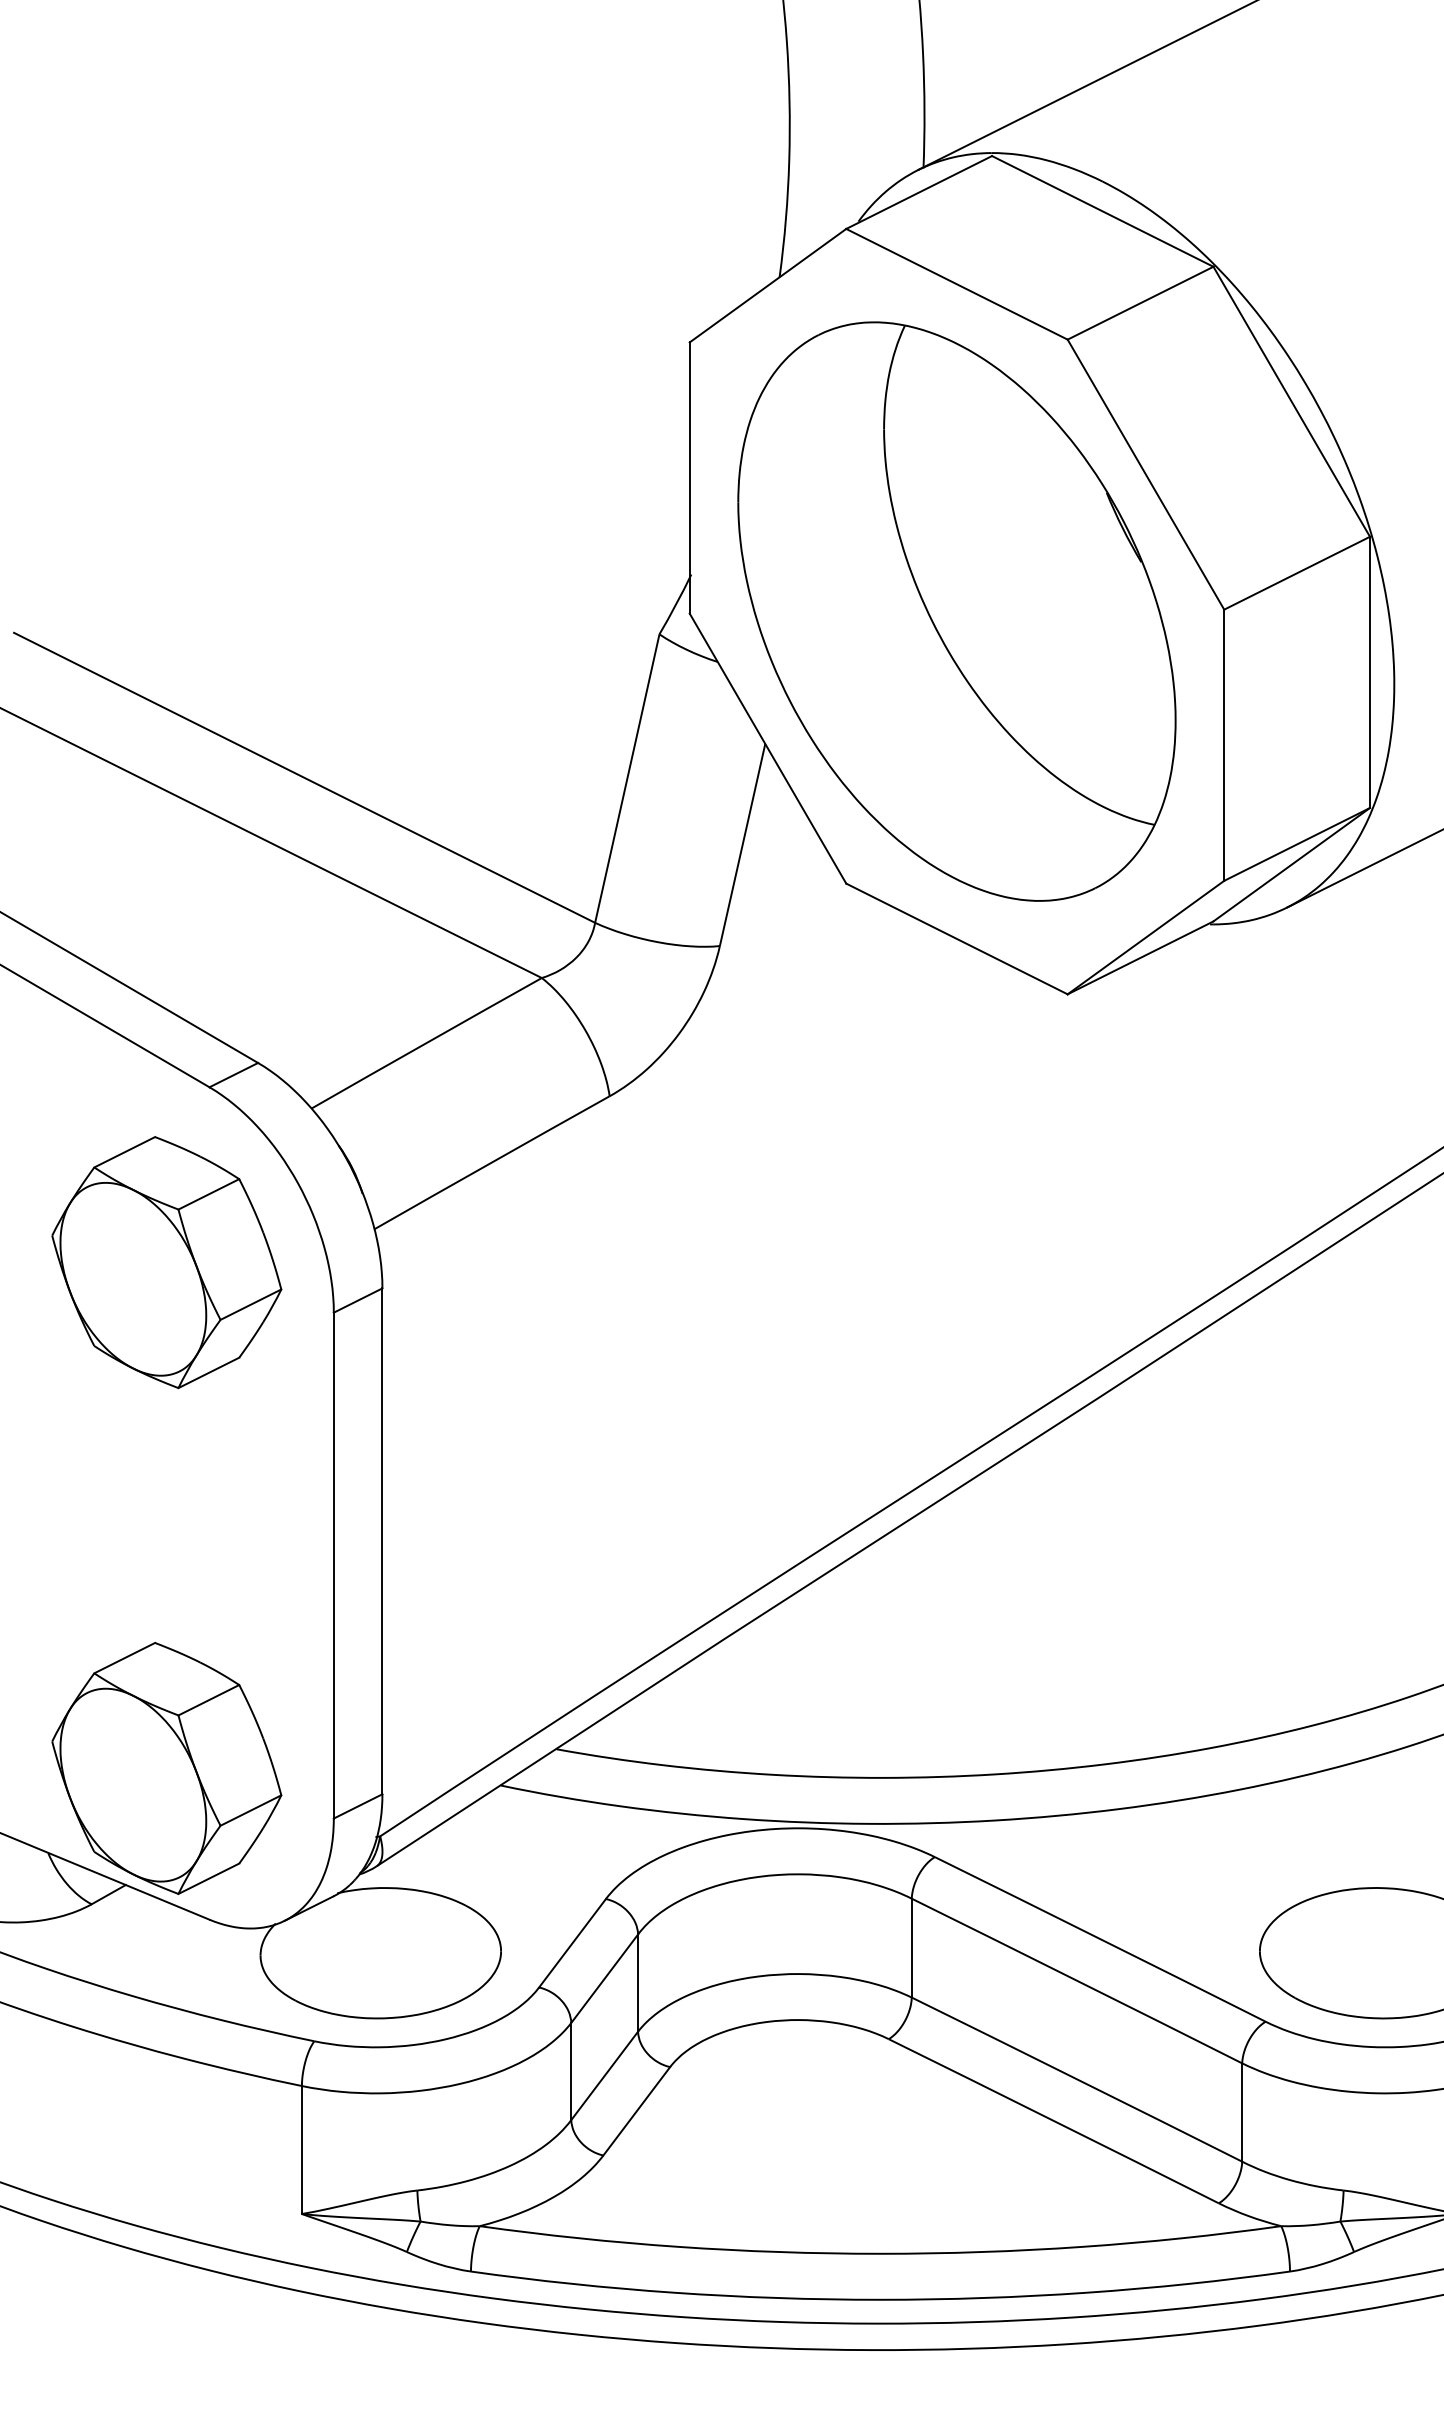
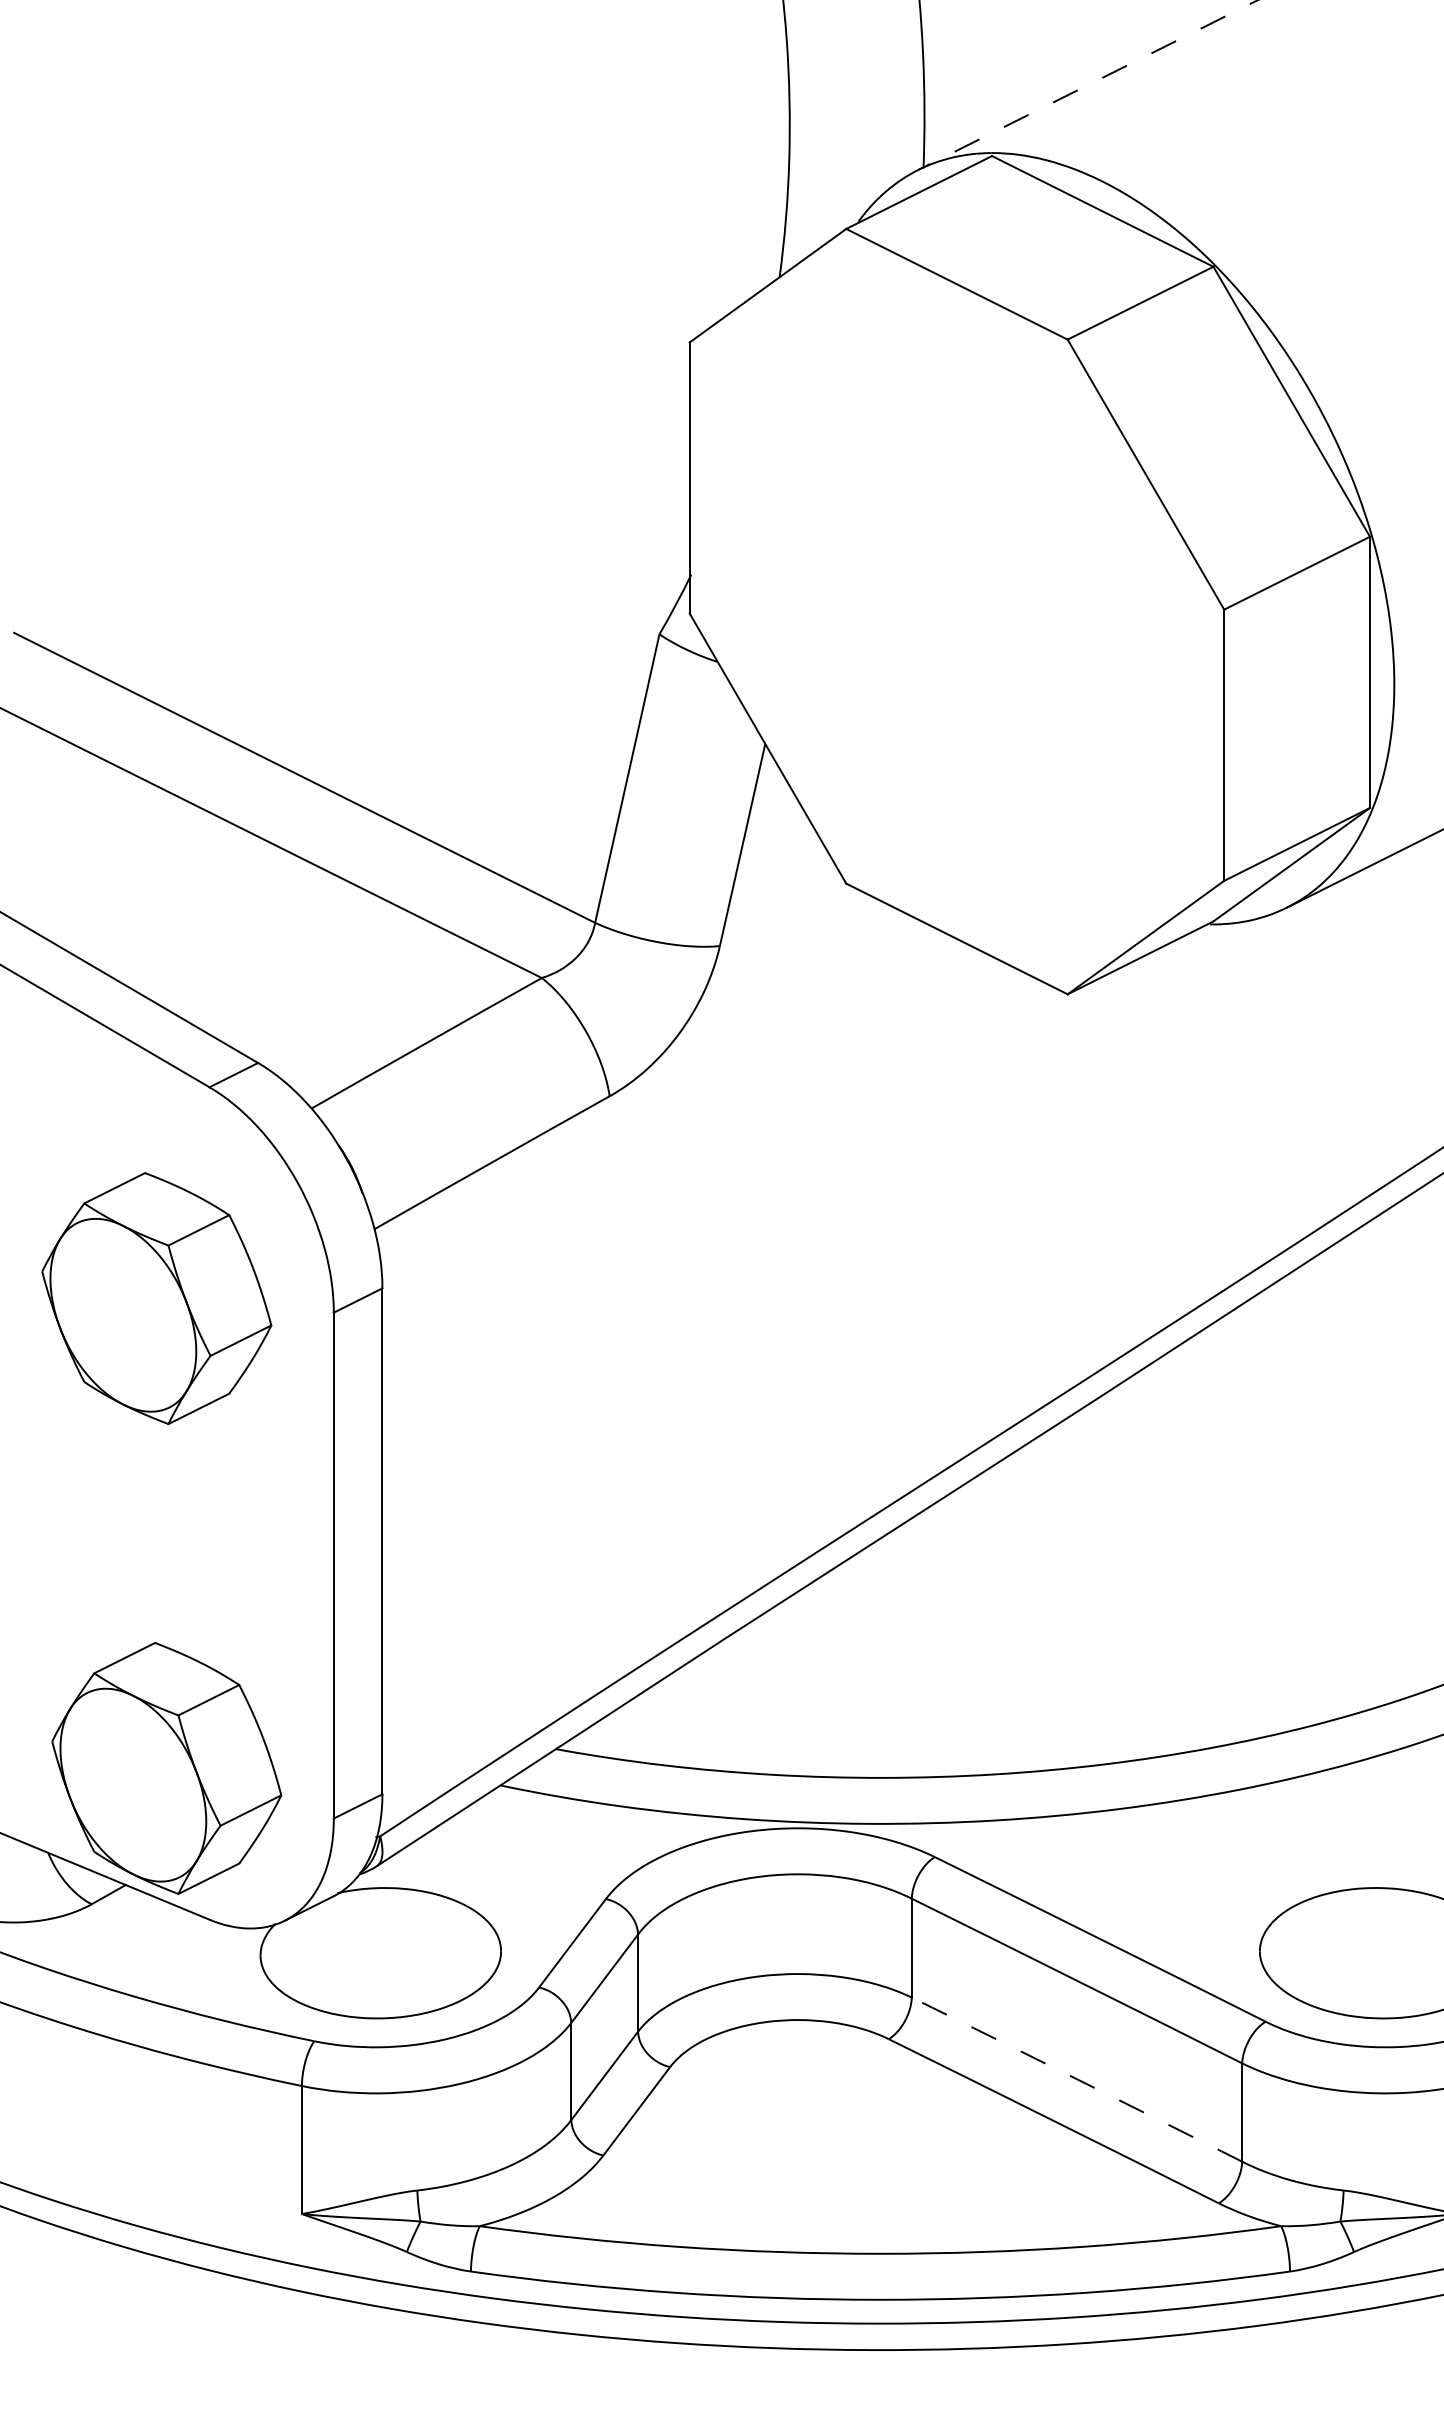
line: solid -> dashed (1088, 85)
part: present -> none (956, 611)
part position: (166, 1262) -> (156, 1298) (156, 1298)
arc: solid -> dashed (1077, 2079)
